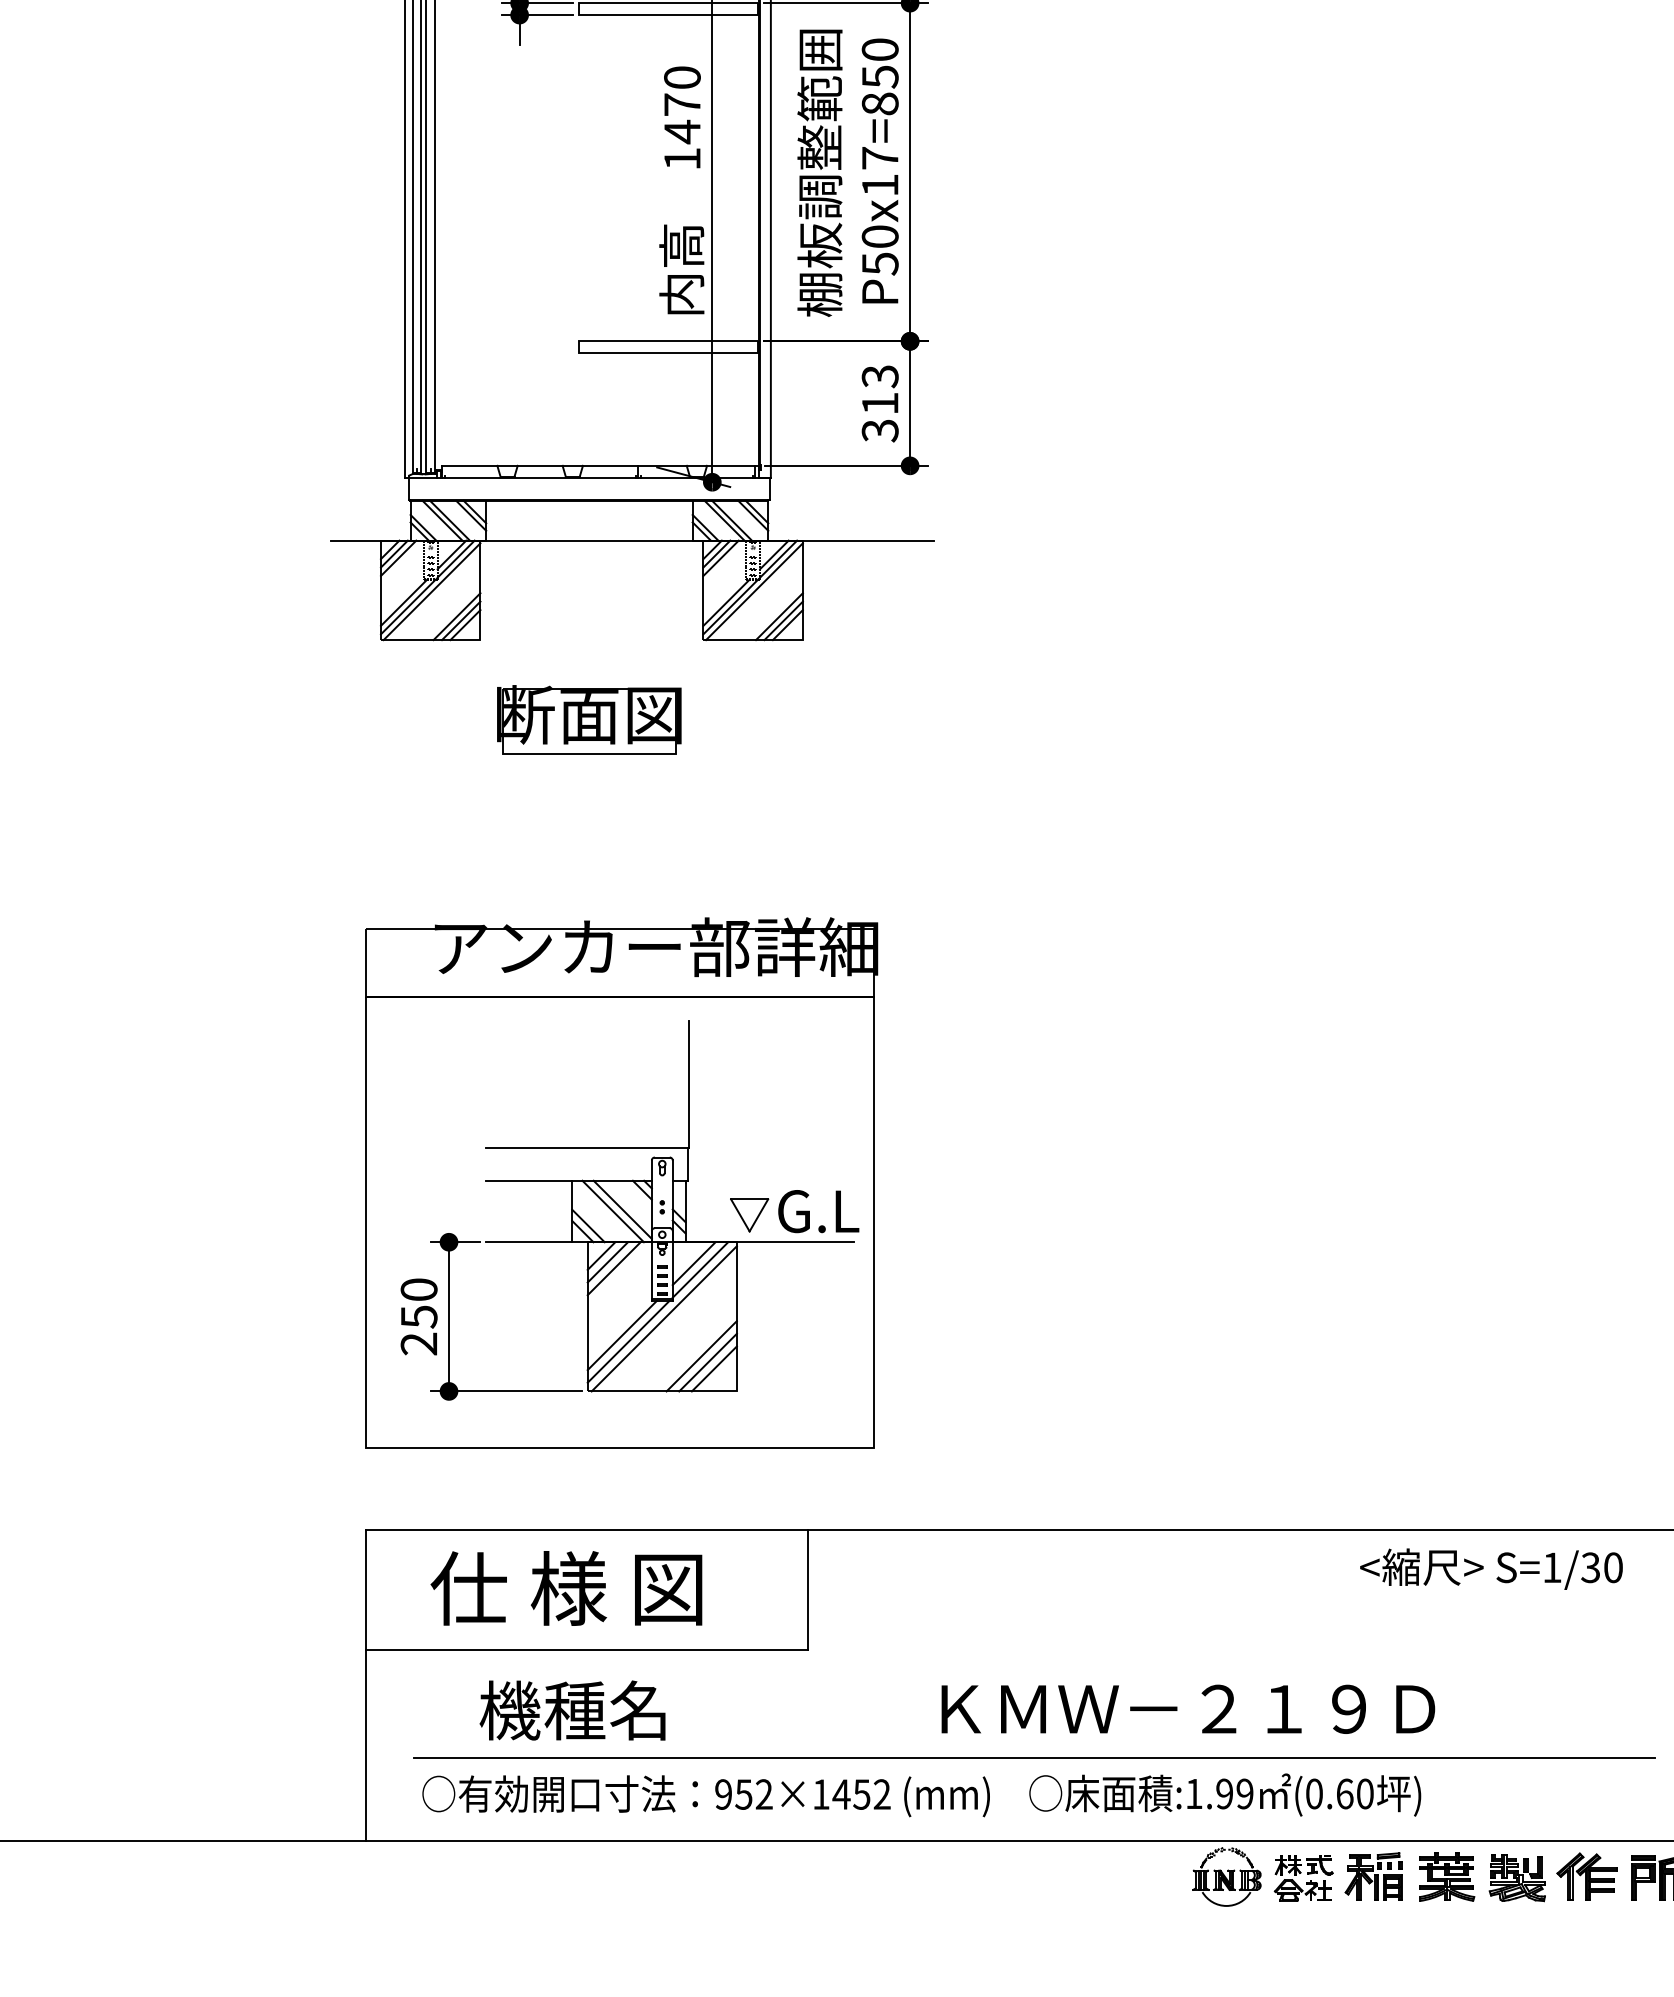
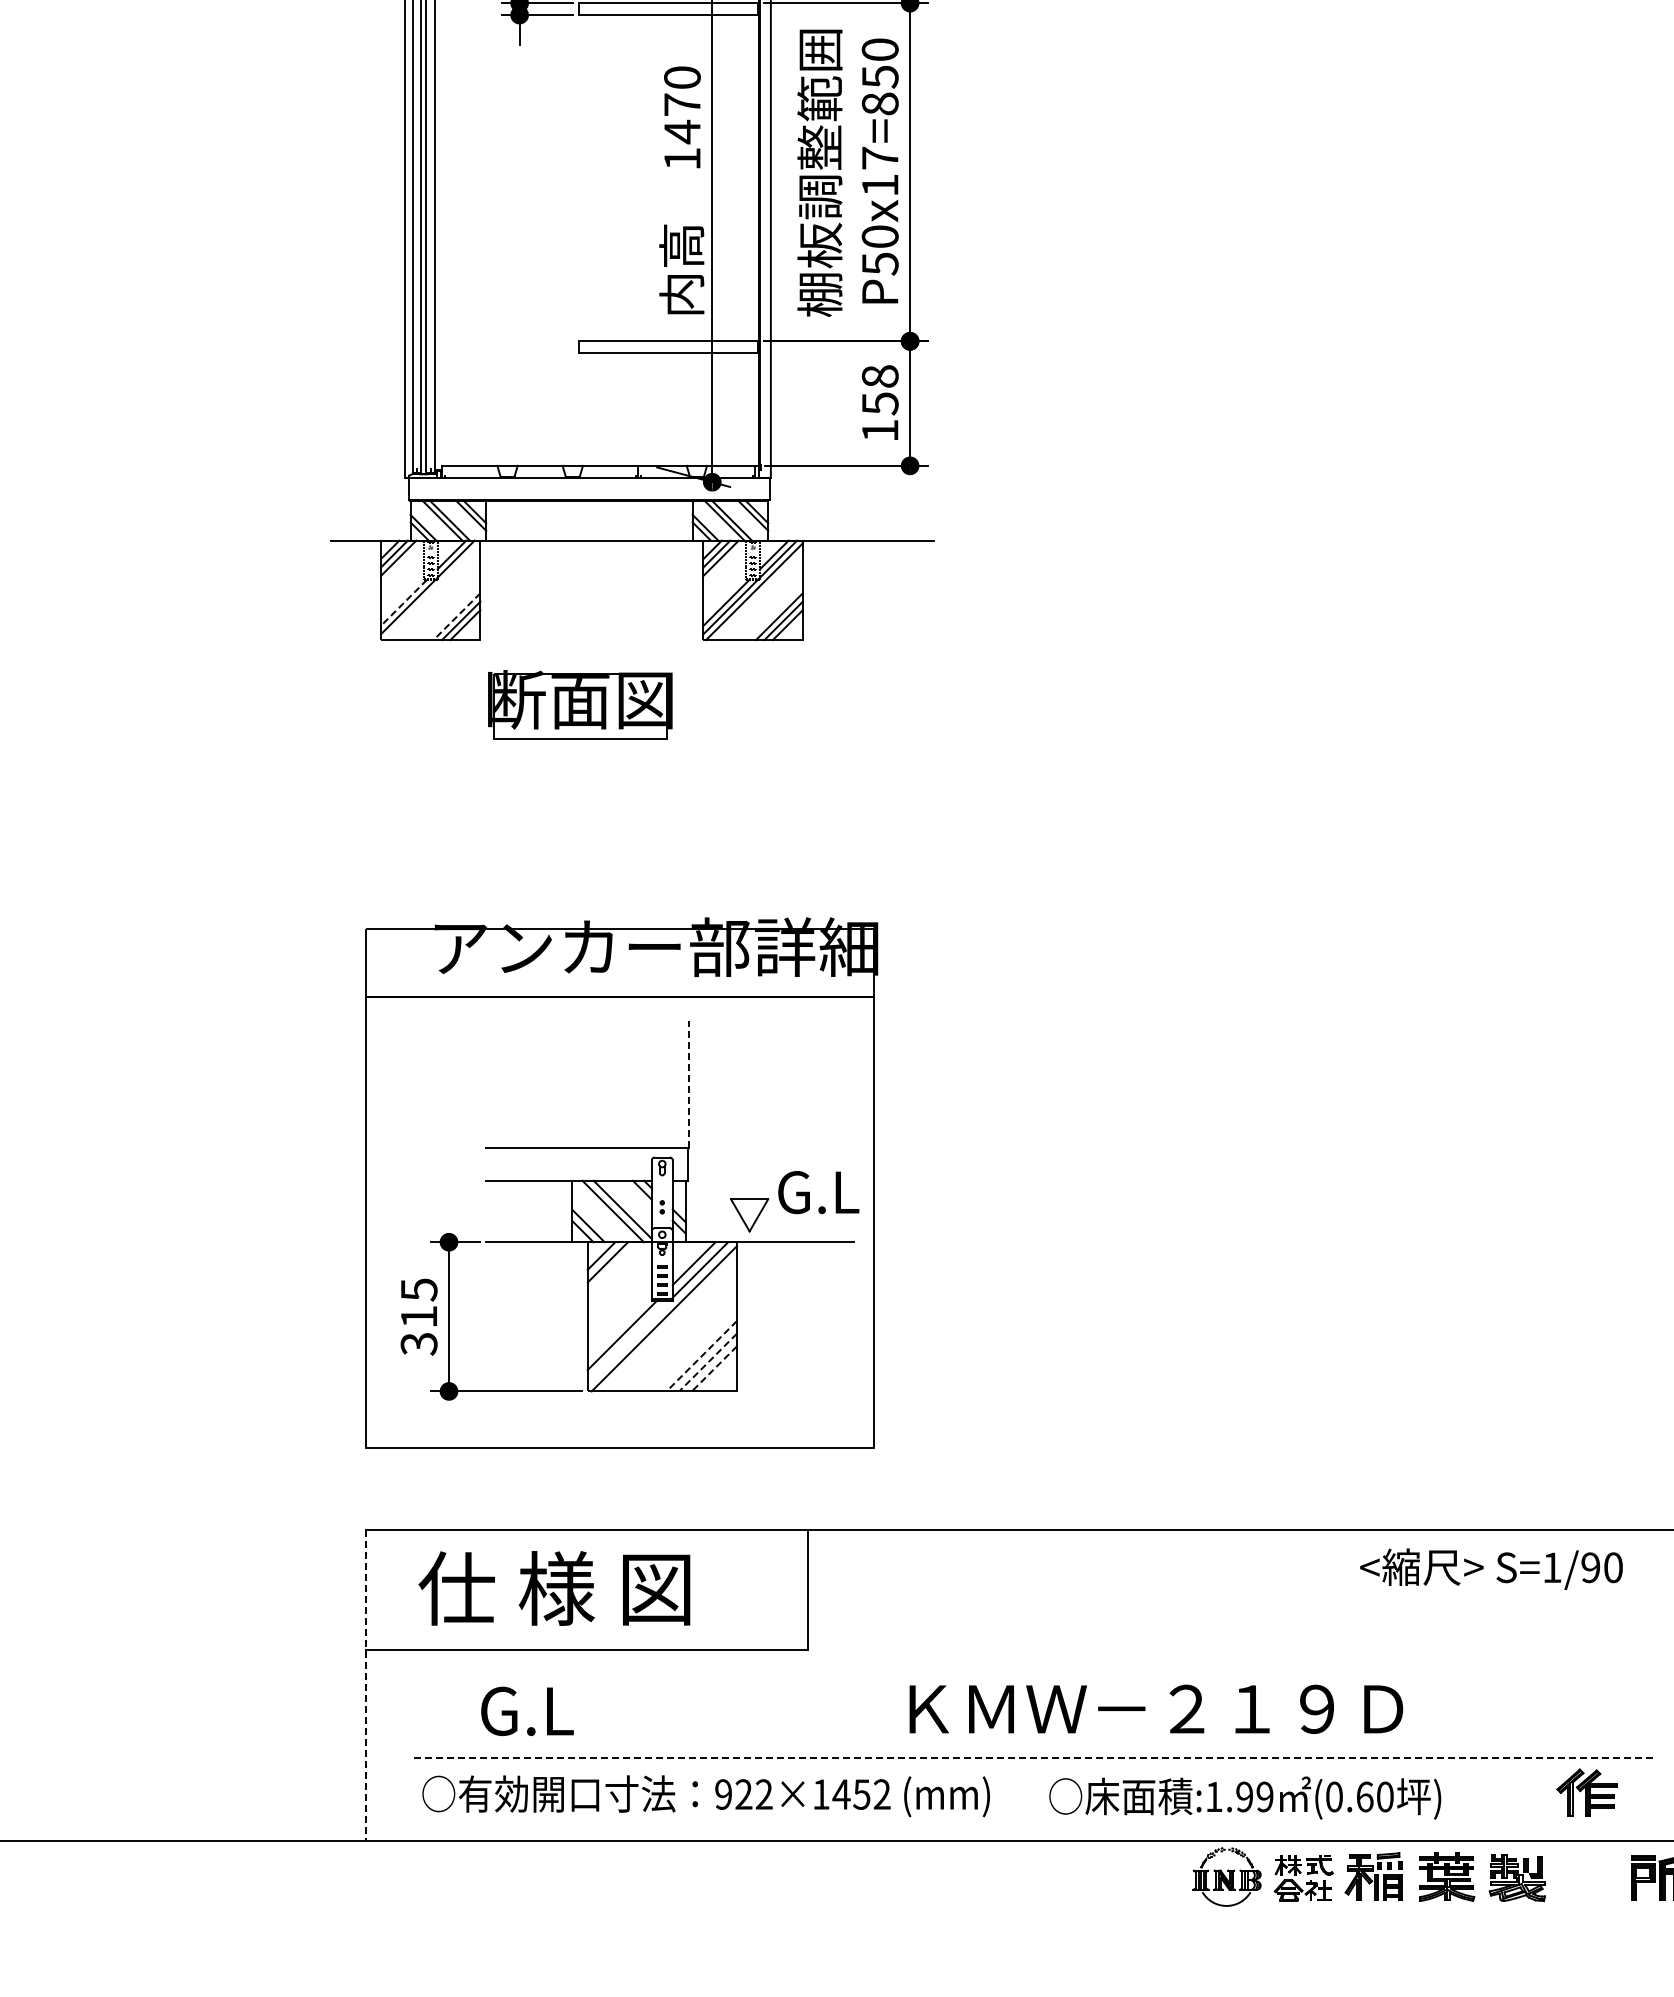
text: 313 -> 158 (879, 403)
line: present -> none (431, 591)
line: solid -> dashed (404, 602)
line: solid -> dashed (456, 617)
part position: (589, 719) -> (580, 704) (580, 704)
line: solid -> dashed (689, 1084)
text position: (818, 1211) -> (818, 1192) (818, 1192)
line: present -> none (613, 1268)
text: 250 -> 315 (418, 1316)
line: present -> none (628, 1341)
line: solid -> dashed (701, 1356)
line: solid -> dashed (708, 1362)
line: solid -> dashed (714, 1368)
text: S=1/30 -> S=1/90 (1590, 1567)
text position: (566, 1588) -> (554, 1588) (554, 1588)
line: solid -> dashed (366, 1686)
text position: (1188, 1708) -> (1156, 1708) (1156, 1708)
text: 機種名 -> G.L (572, 1710)
line: solid -> dashed (1034, 1758)
text: 952×1452 -> 922×1452 (743, 1794)
text position: (1225, 1794) -> (1245, 1797) (1245, 1797)
part position: (1586, 1876) -> (1586, 1792) (1586, 1792)
